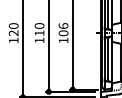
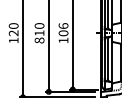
text: 110 -> 810 (39, 40)
